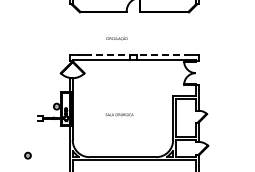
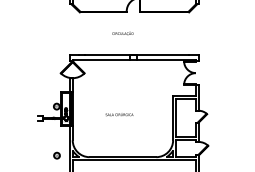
text position: (116, 38) -> (122, 33) (122, 33)
line: dashed -> solid (137, 54)
part position: (27, 155) -> (56, 155) (56, 155)
